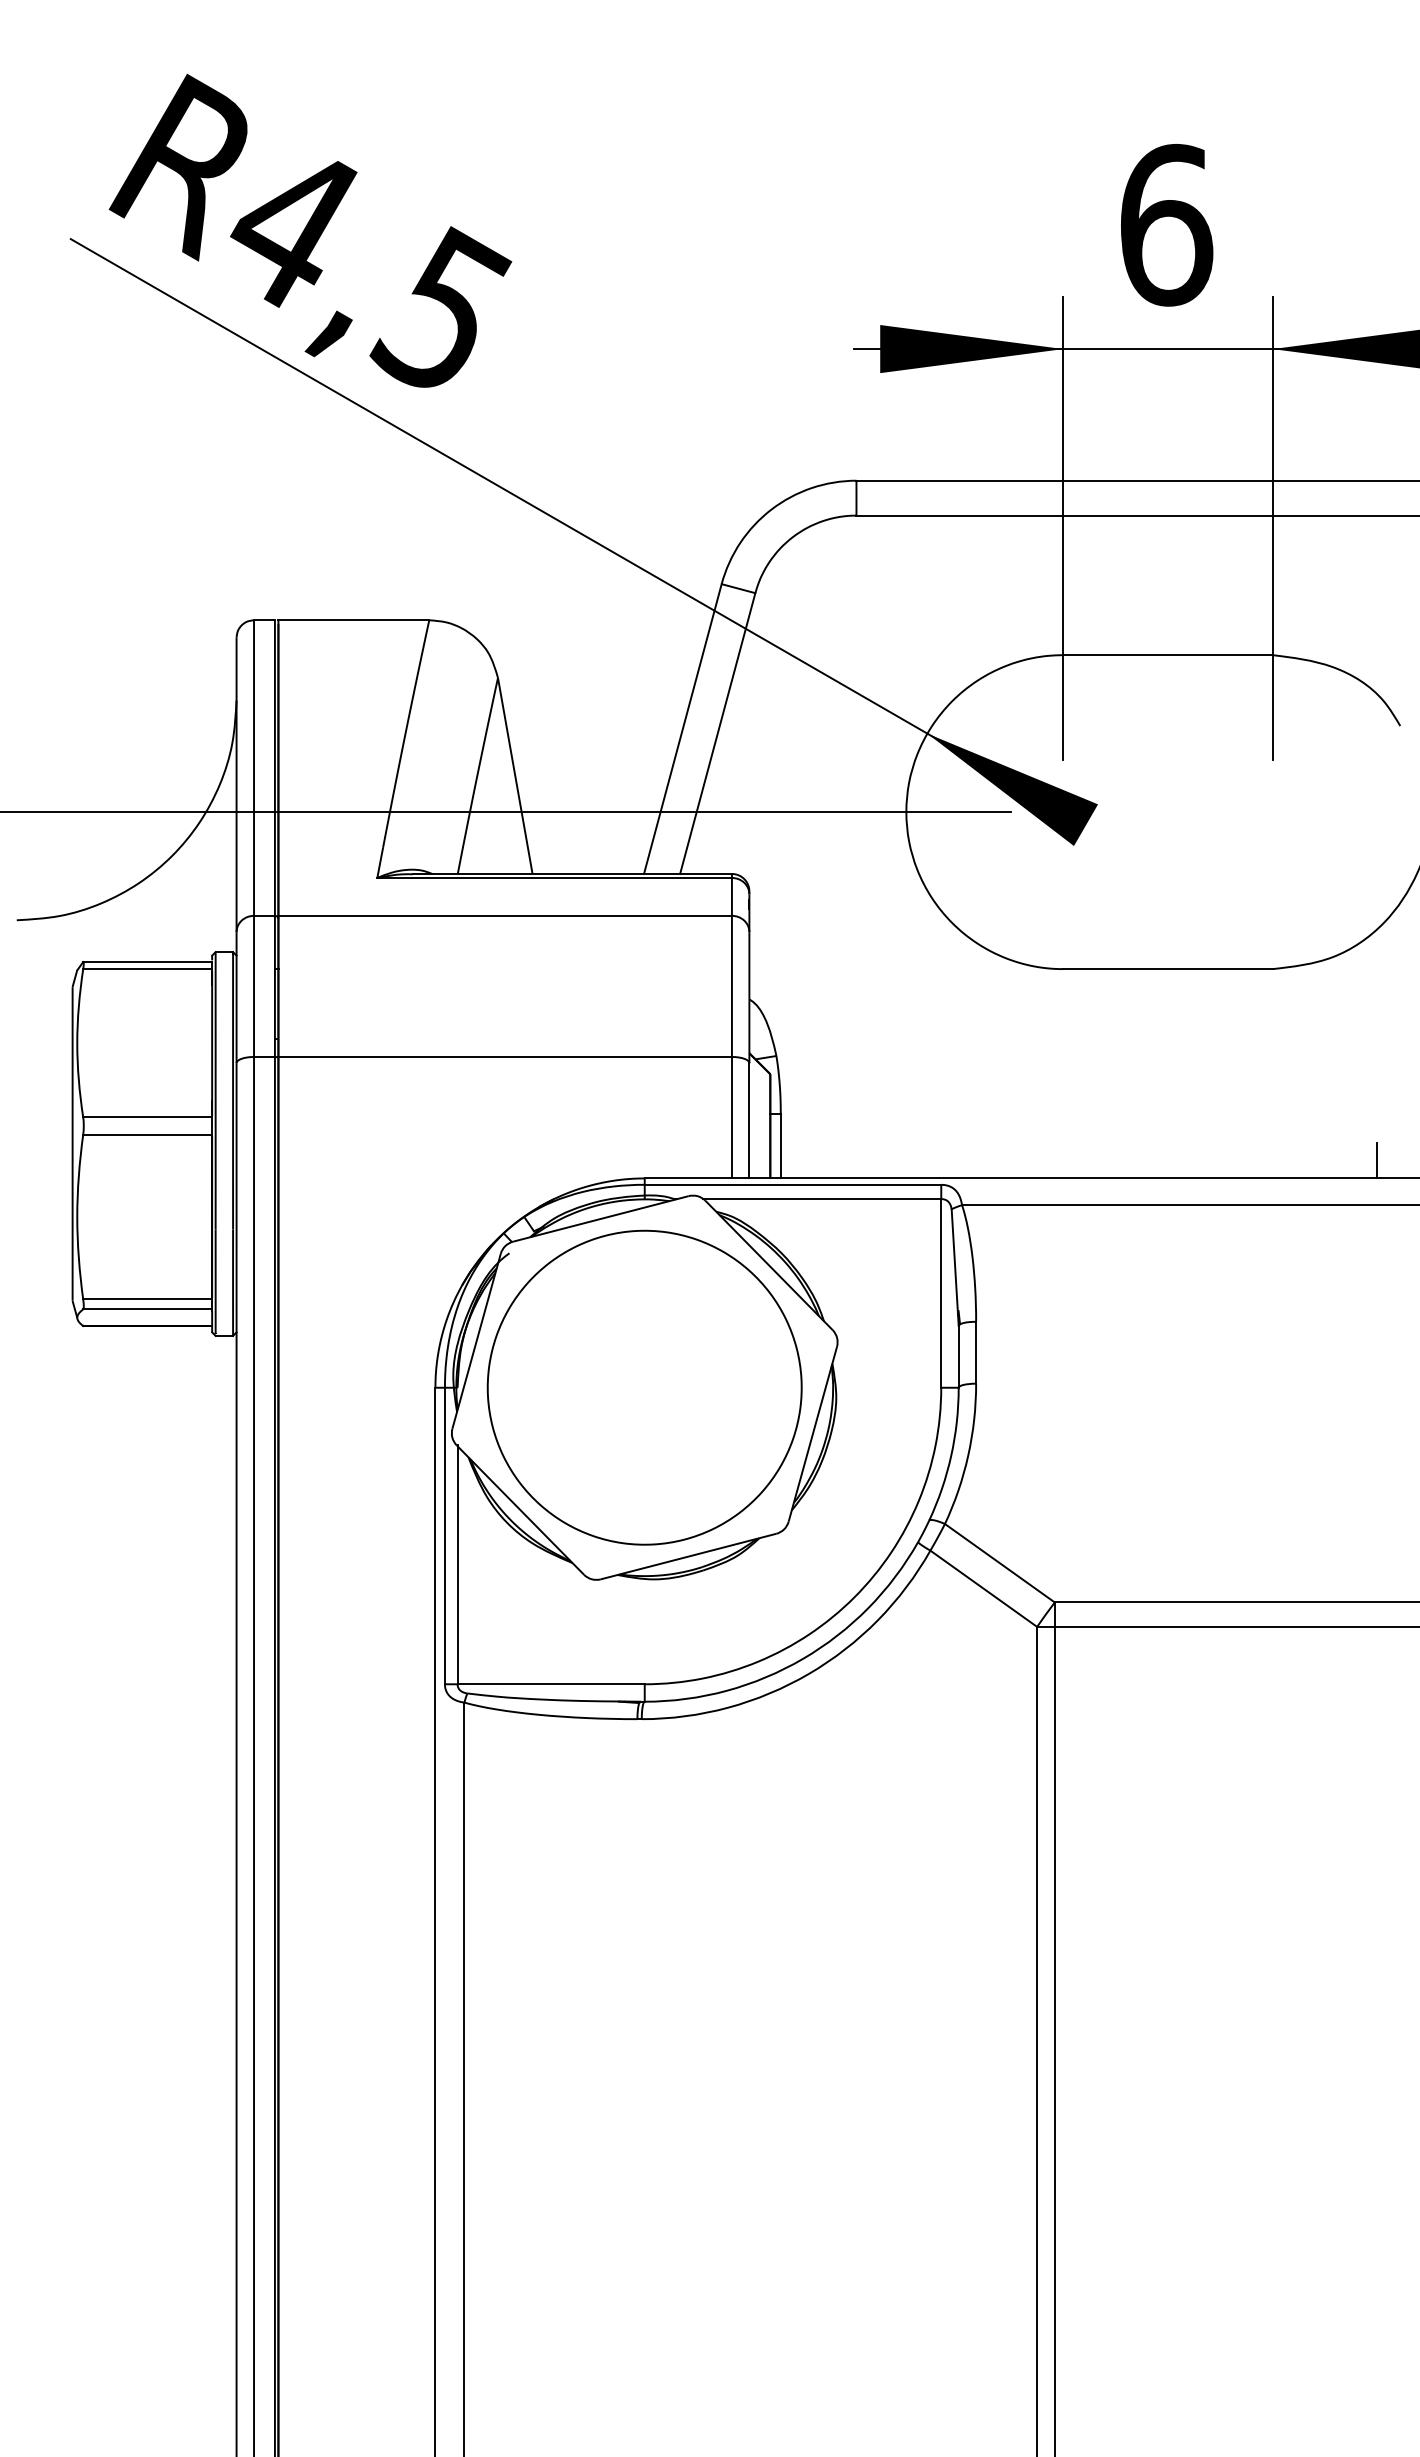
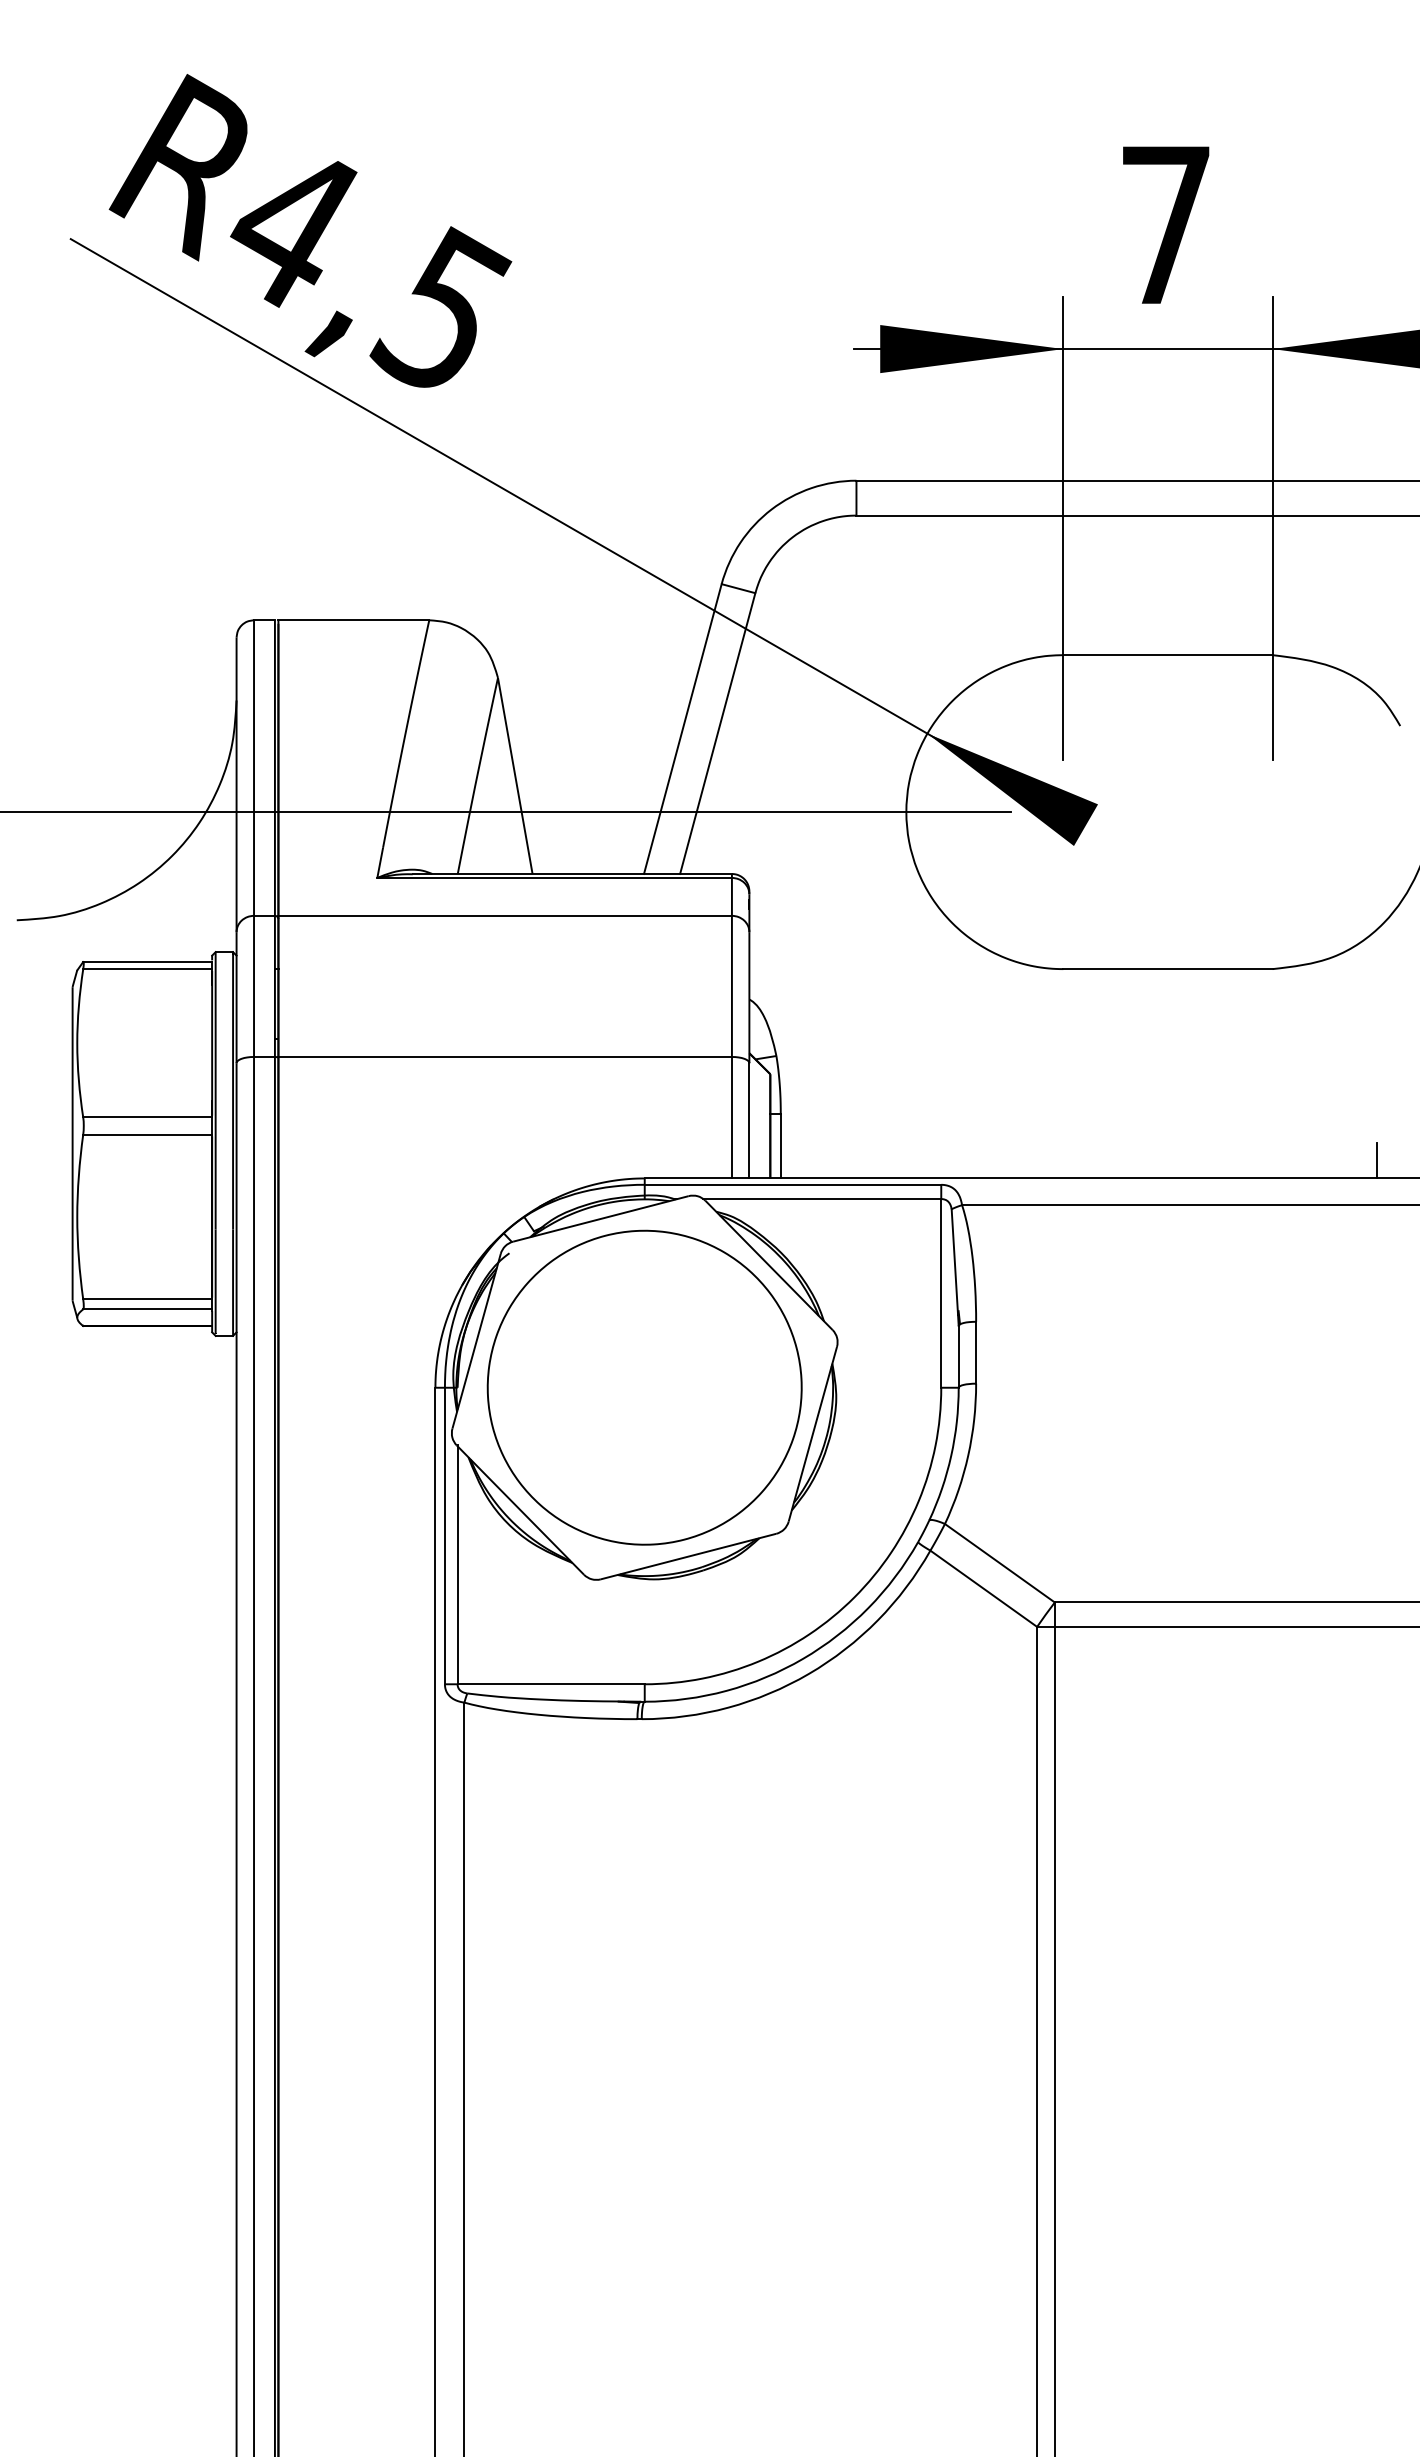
text: 6 -> 7 (1167, 224)
